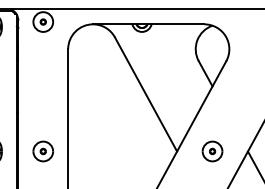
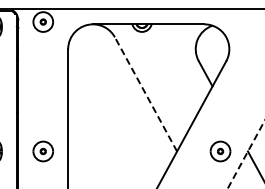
line: solid -> dashed (146, 94)
part position: (212, 151) -> (220, 151) (220, 151)
line: solid -> dashed (246, 154)
